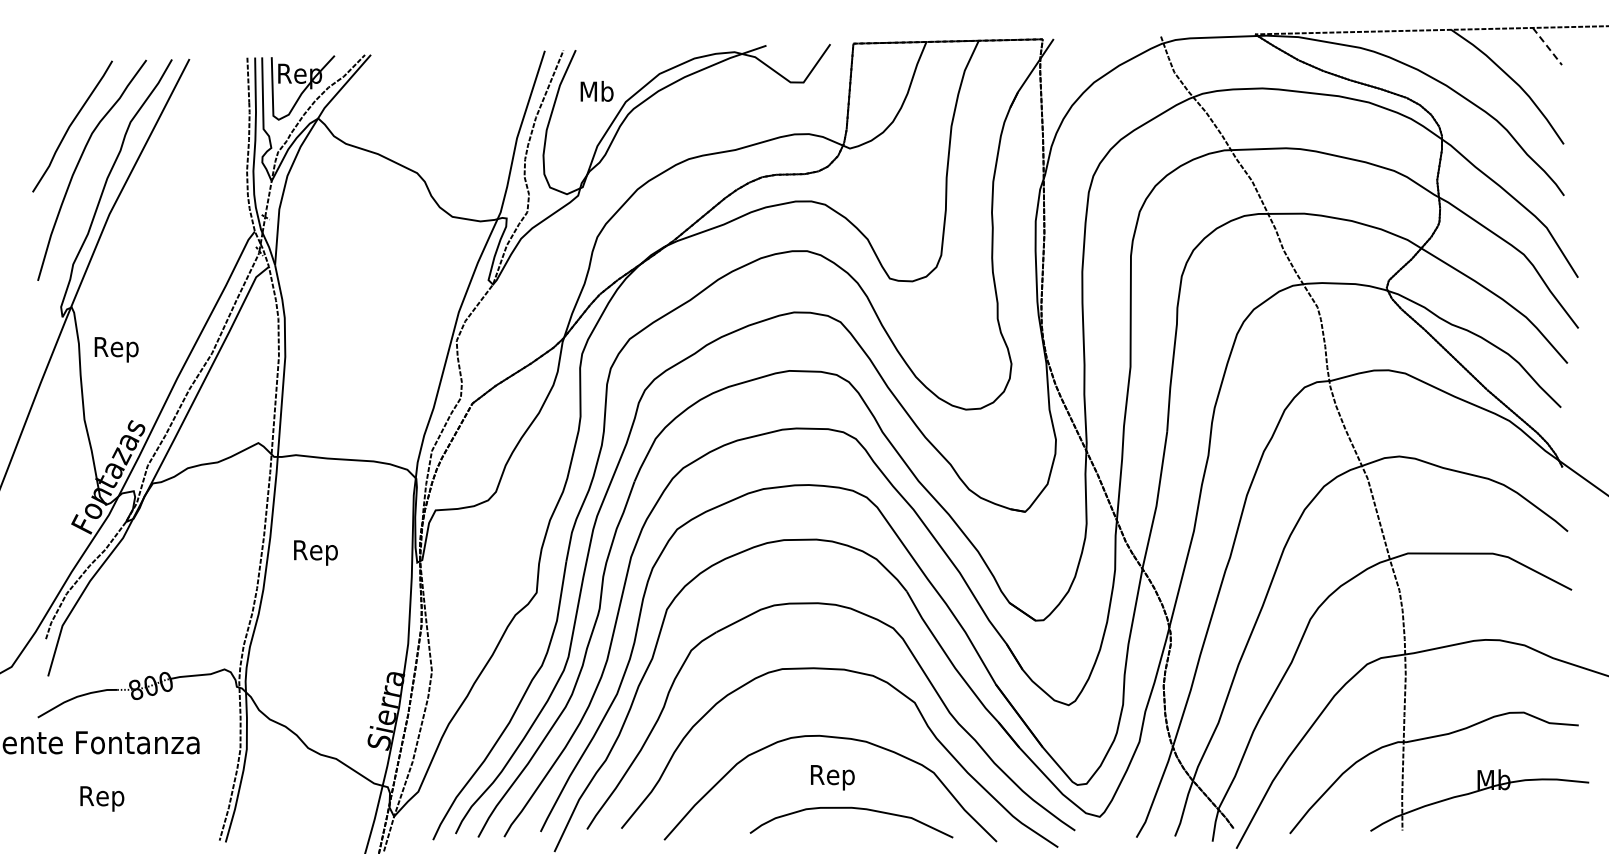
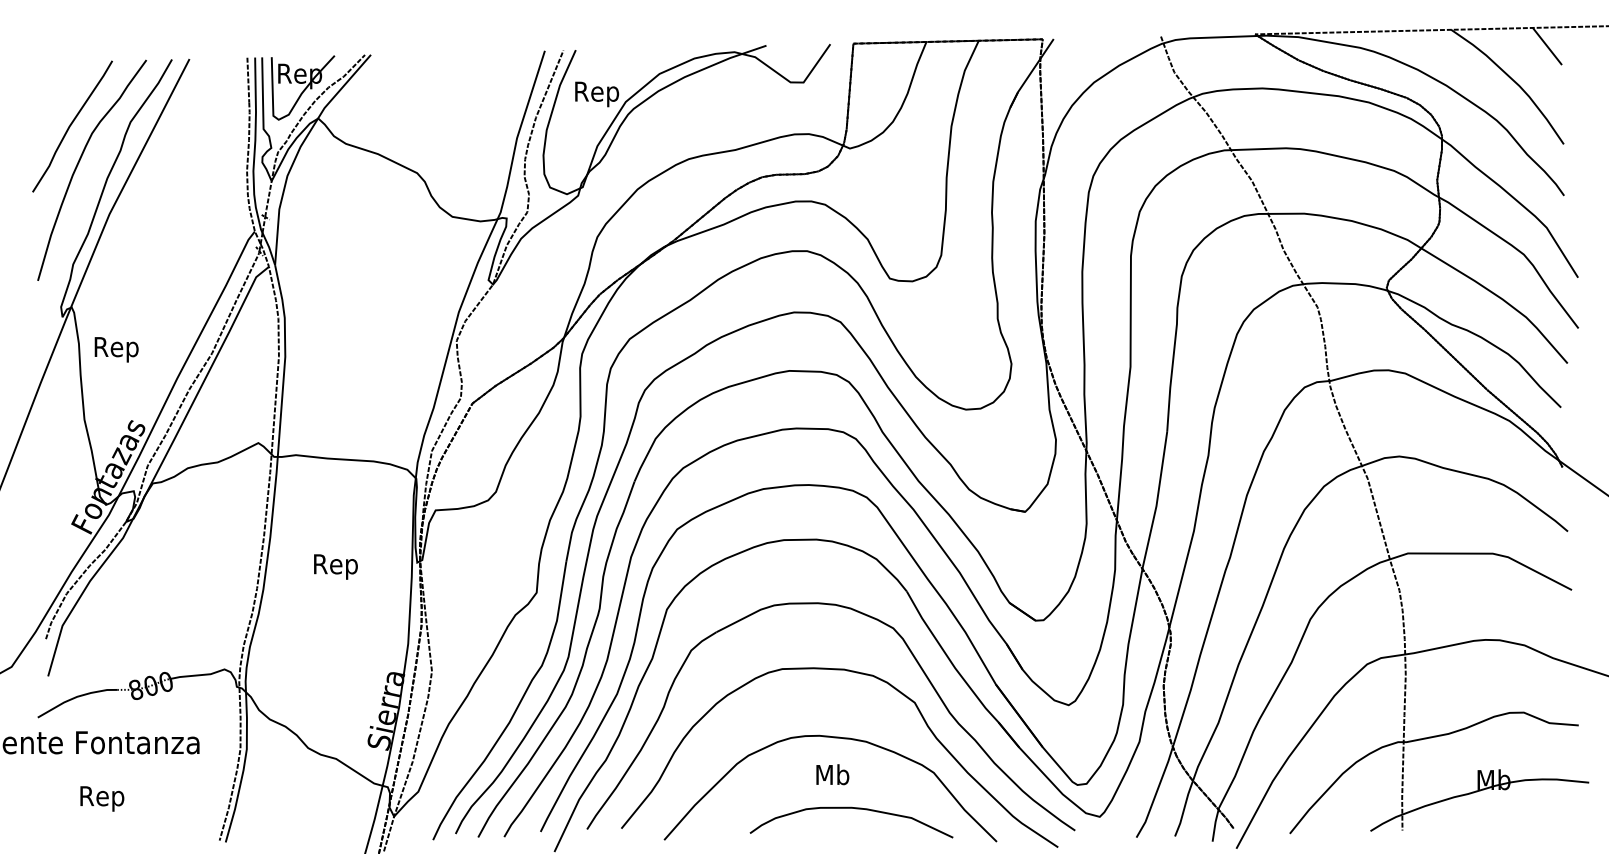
line: dashed -> solid (1547, 46)
text: Mb -> Rep (597, 93)
text position: (315, 552) -> (335, 566) (335, 566)
text: Rep -> Mb (832, 777)
